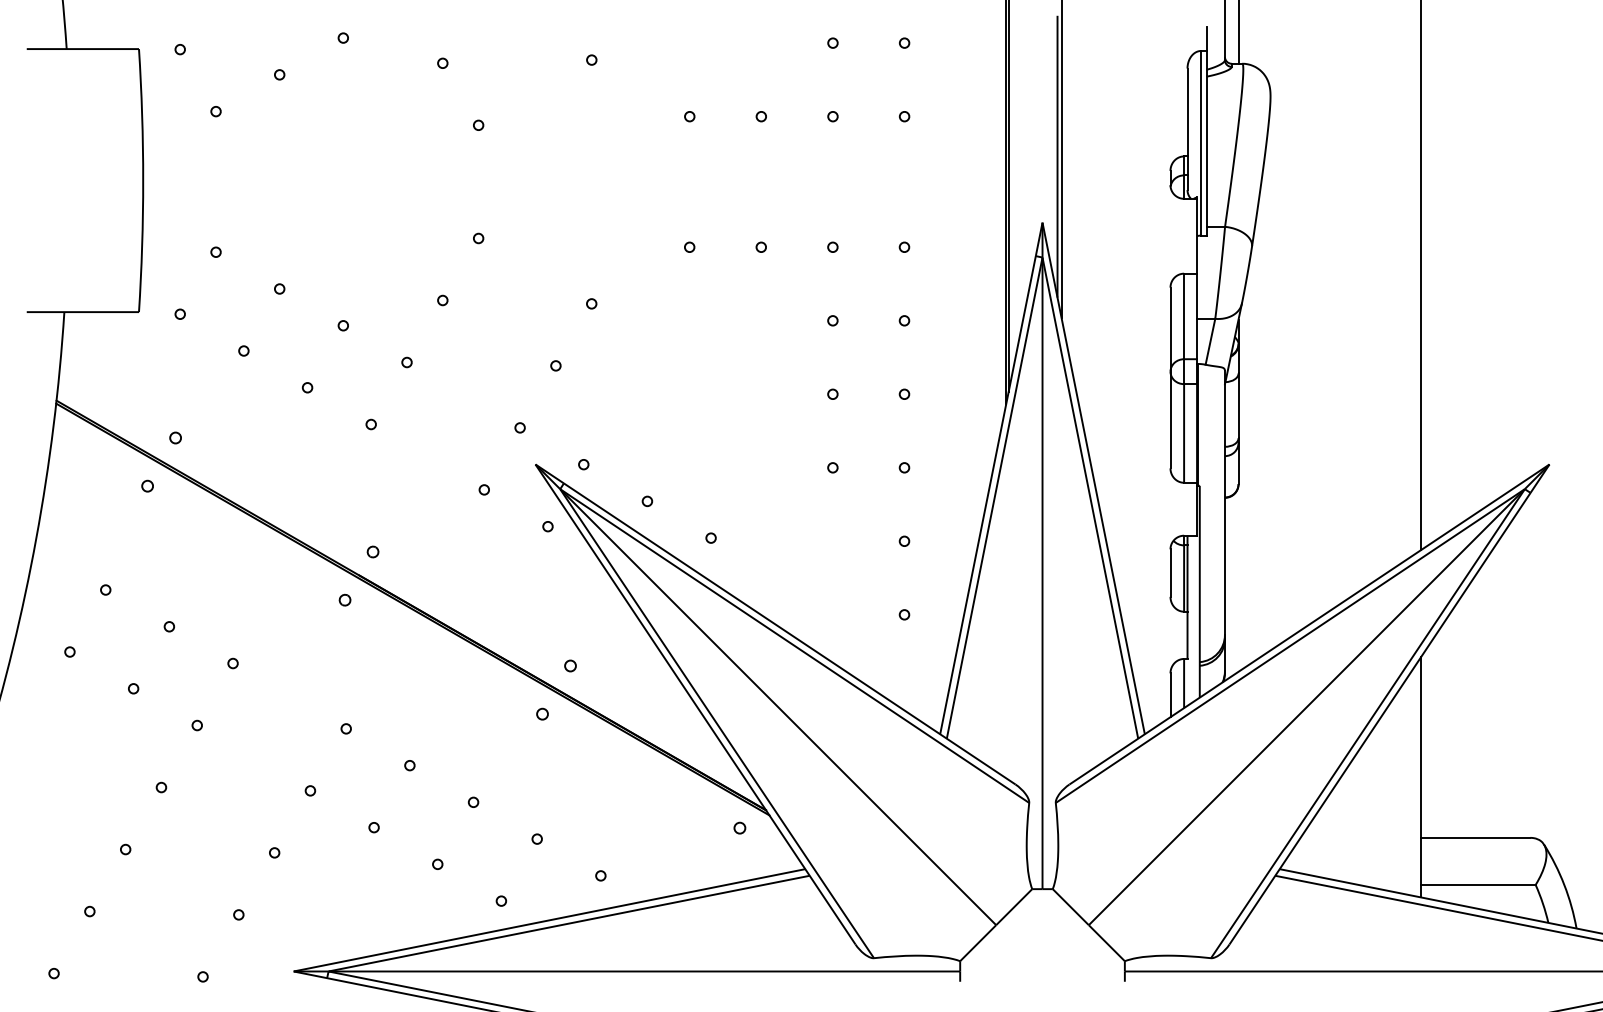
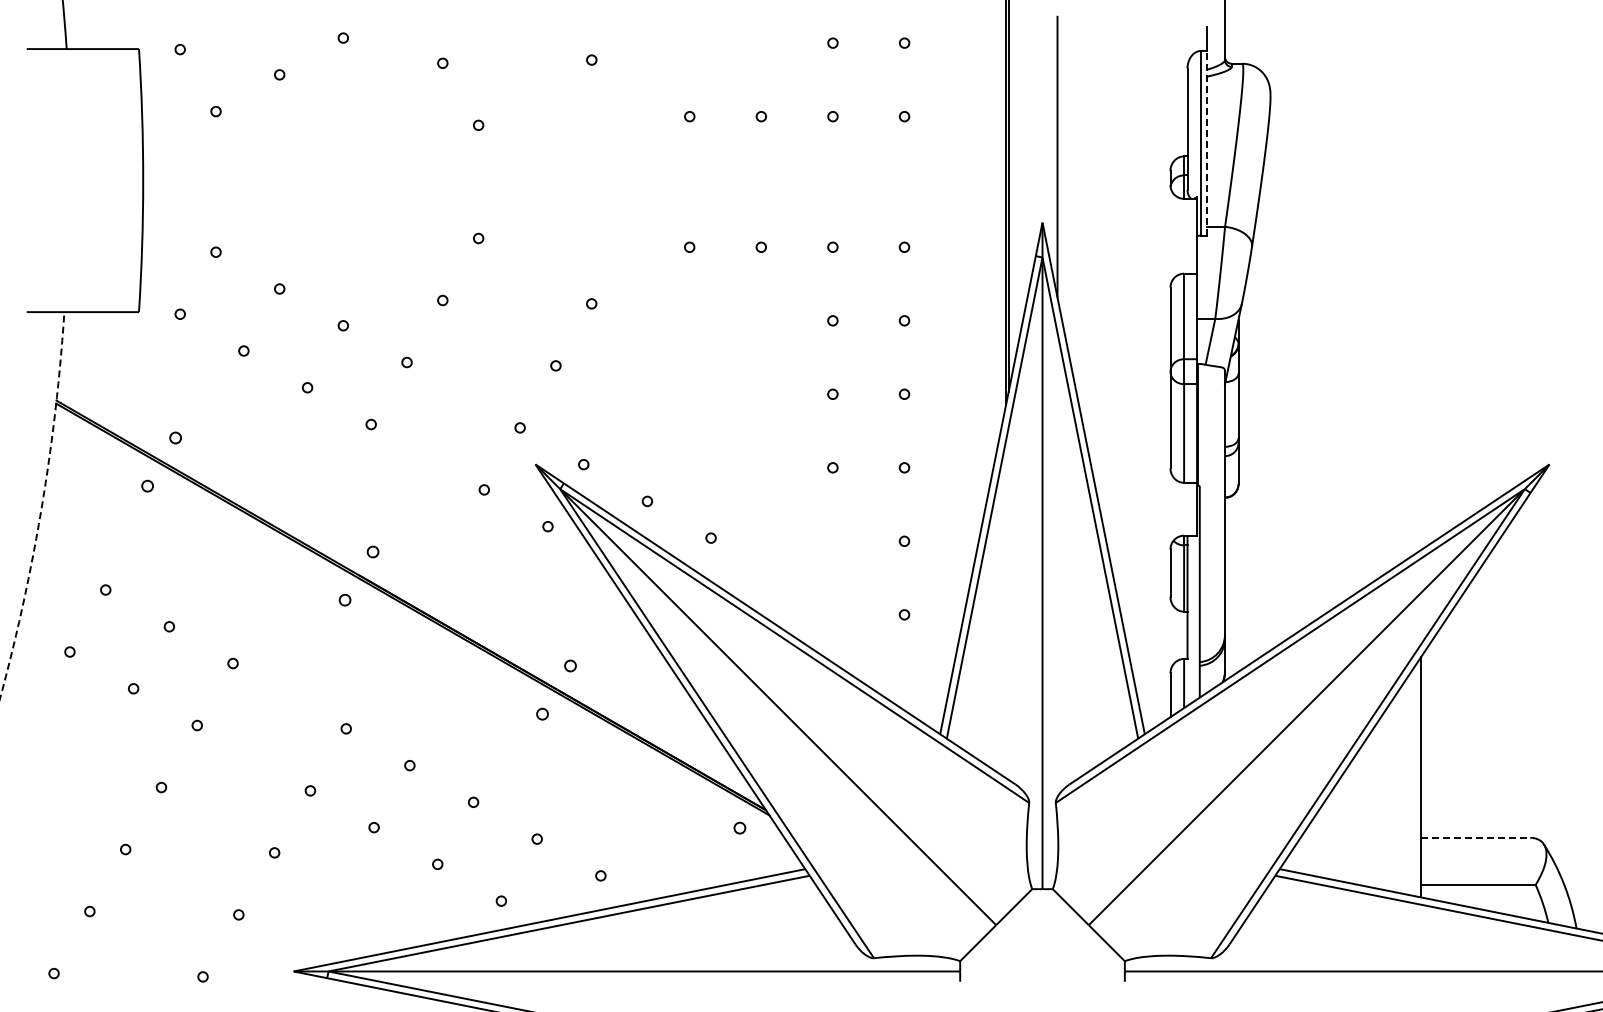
line: present -> none (1238, 32)
line: solid -> dashed (1206, 142)
line: present -> none (1061, 160)
line: present -> none (1421, 276)
arc: solid -> dashed (41, 507)
line: solid -> dashed (1475, 837)
